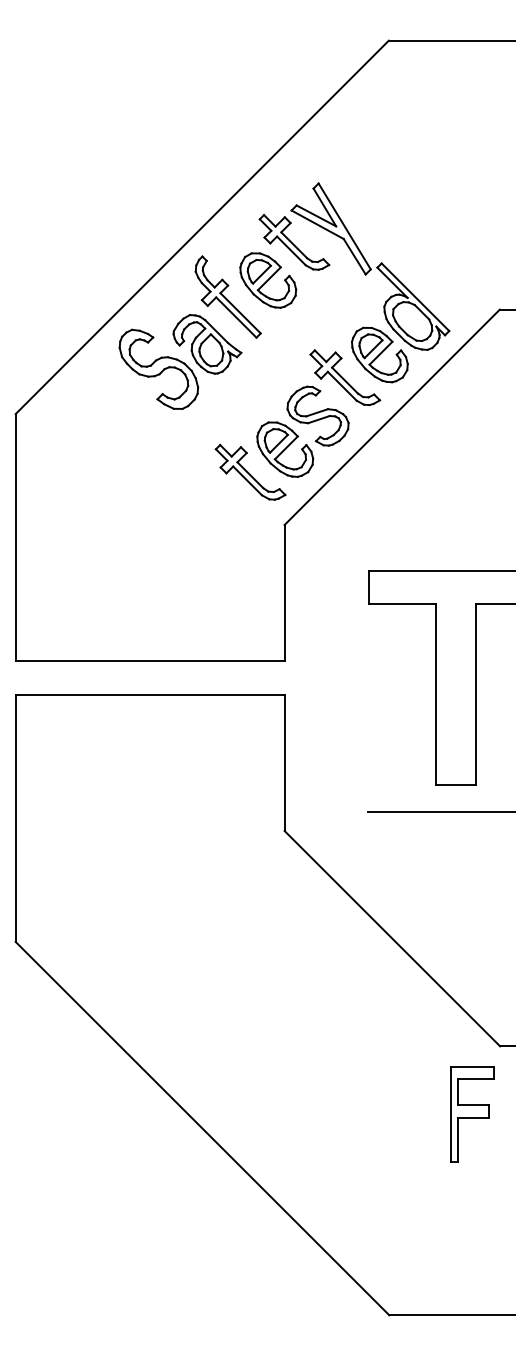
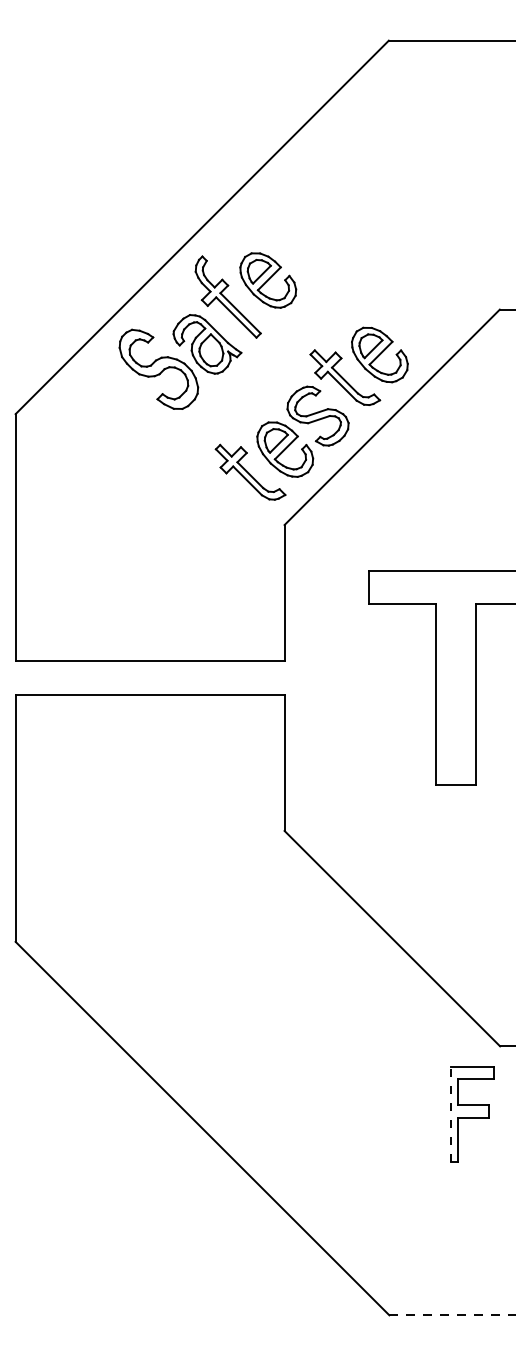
part: present -> none (354, 266)
line: present -> none (440, 811)
line: solid -> dashed (450, 1114)
line: solid -> dashed (452, 1315)
